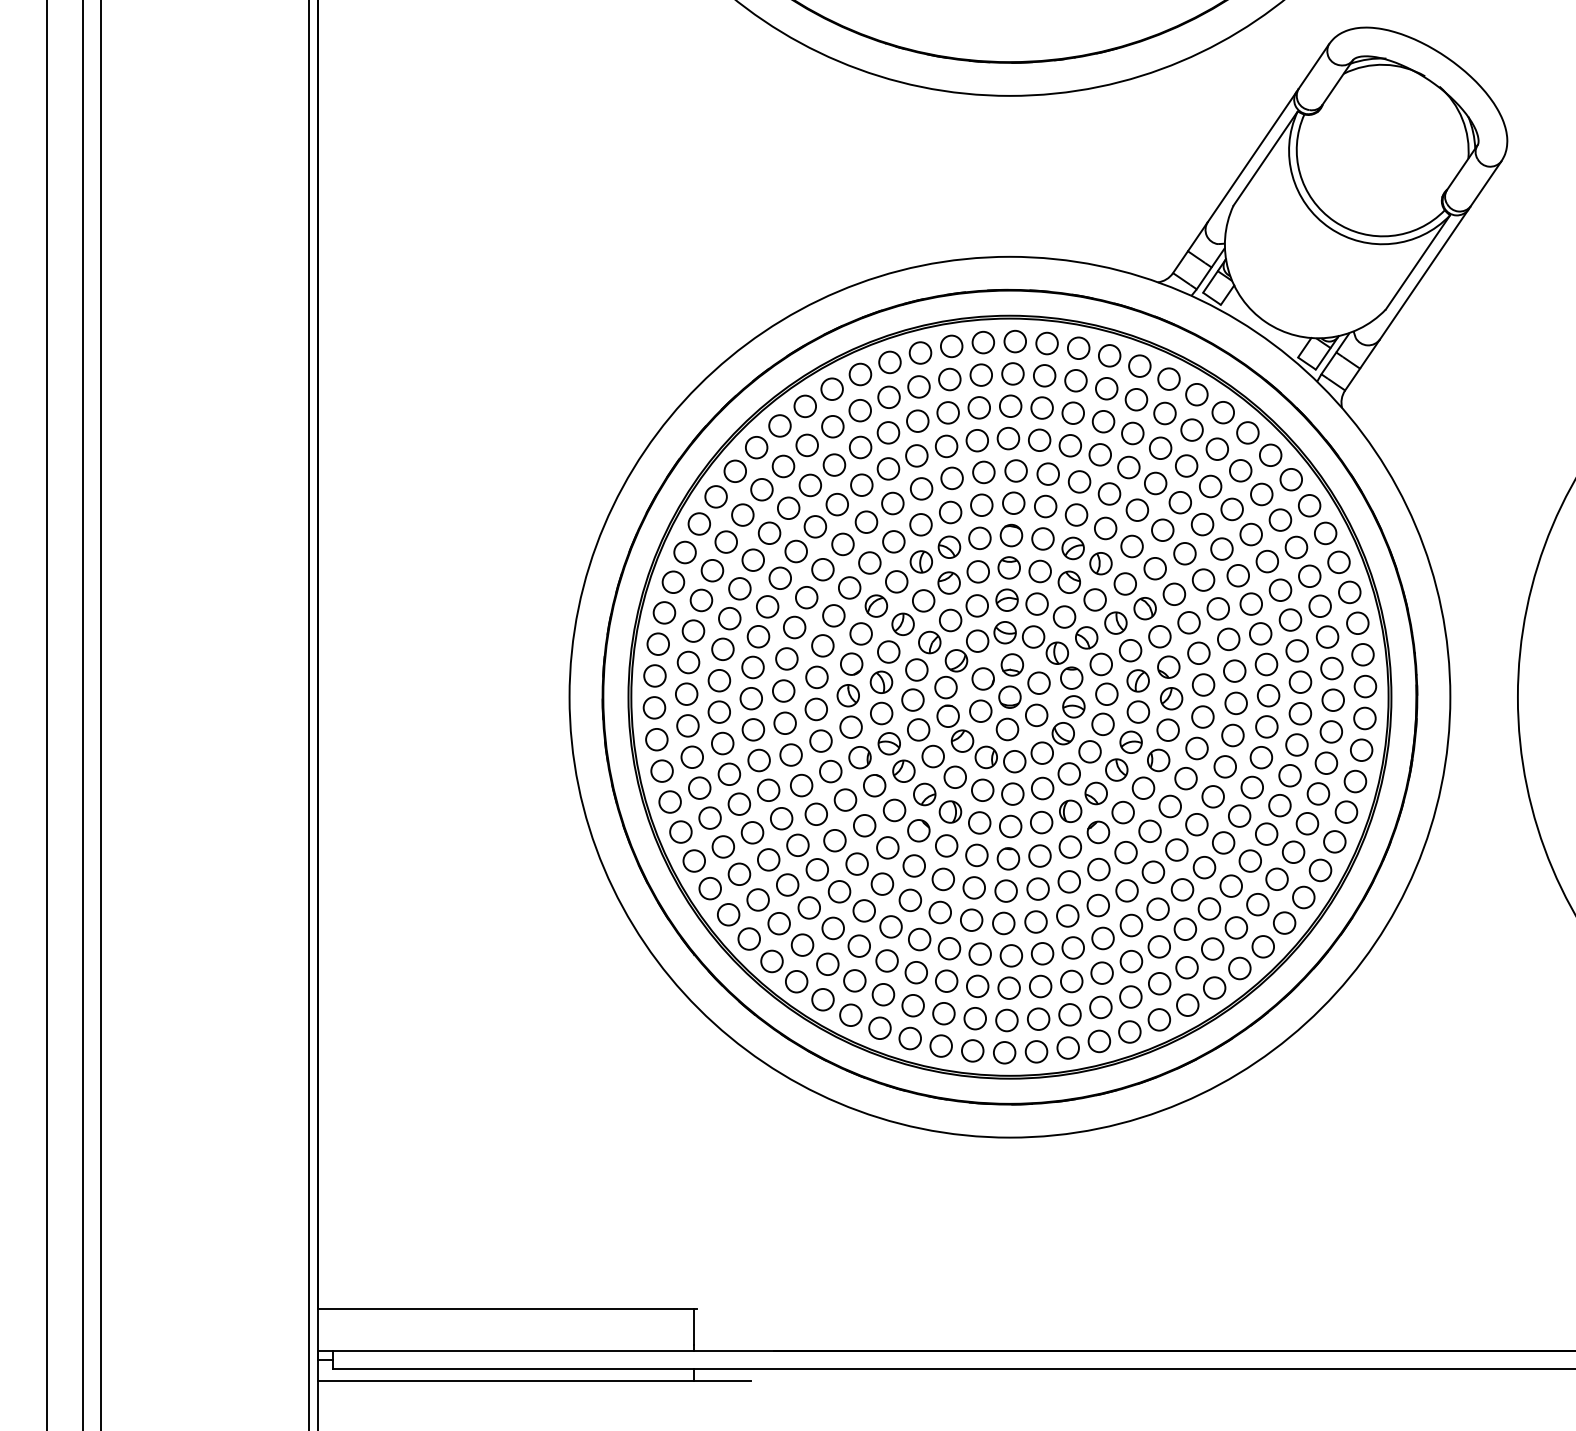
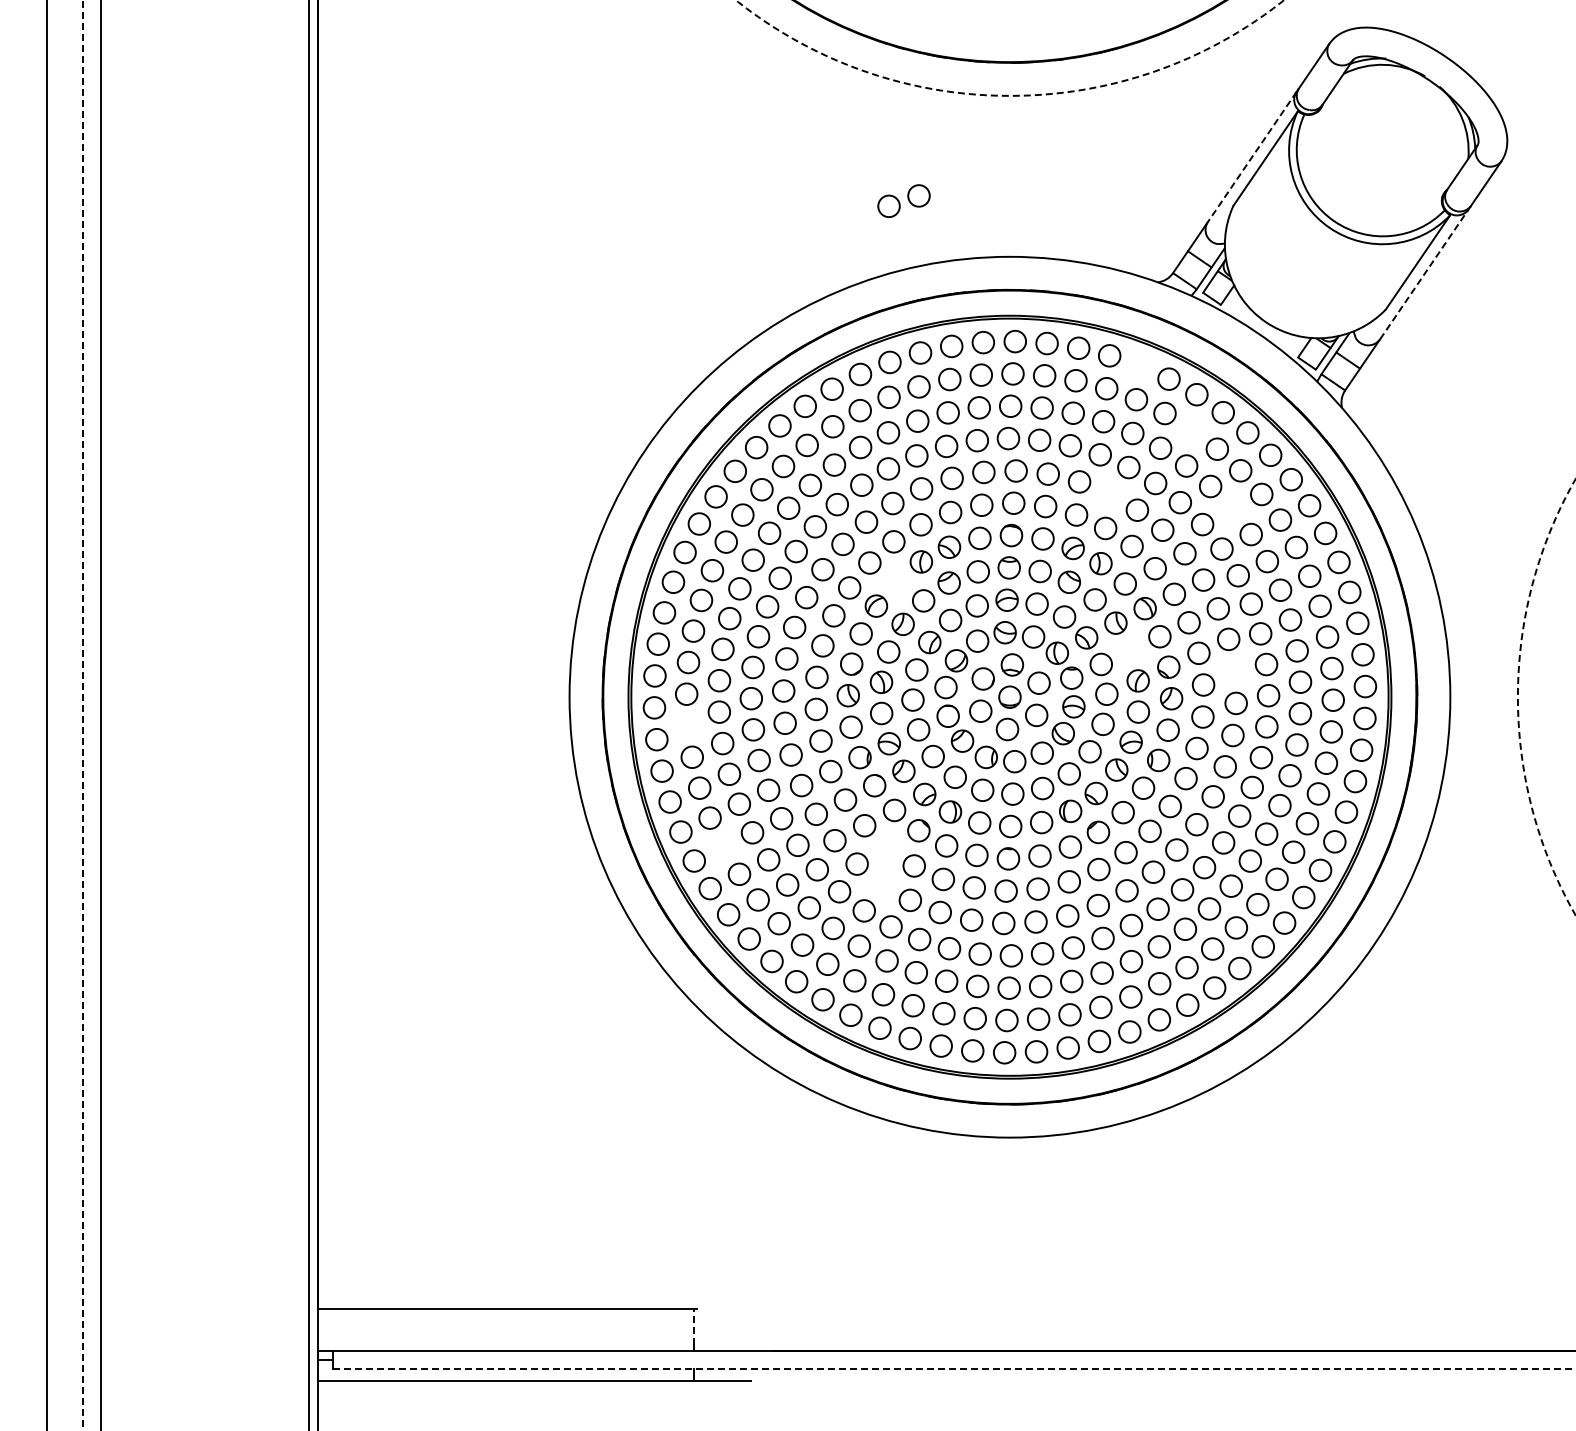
circle: solid -> dashed (1009, 47)
line: solid -> dashed (1252, 156)
part: none -> present (903, 200)
line: solid -> dashed (1424, 274)
circle: present -> none (1139, 365)
circle: present -> none (1191, 429)
circle: present -> none (1109, 493)
circle: present -> none (1231, 509)
circle: present -> none (896, 581)
circle: present -> none (1130, 650)
circle: present -> none (1234, 670)
circle: solid -> dashed (1546, 696)
line: solid -> dashed (83, 715)
circle: present -> none (687, 725)
circle: present -> none (722, 846)
circle: present -> none (887, 847)
circle: present -> none (882, 883)
line: solid -> dashed (693, 1326)
line: solid -> dashed (954, 1369)
